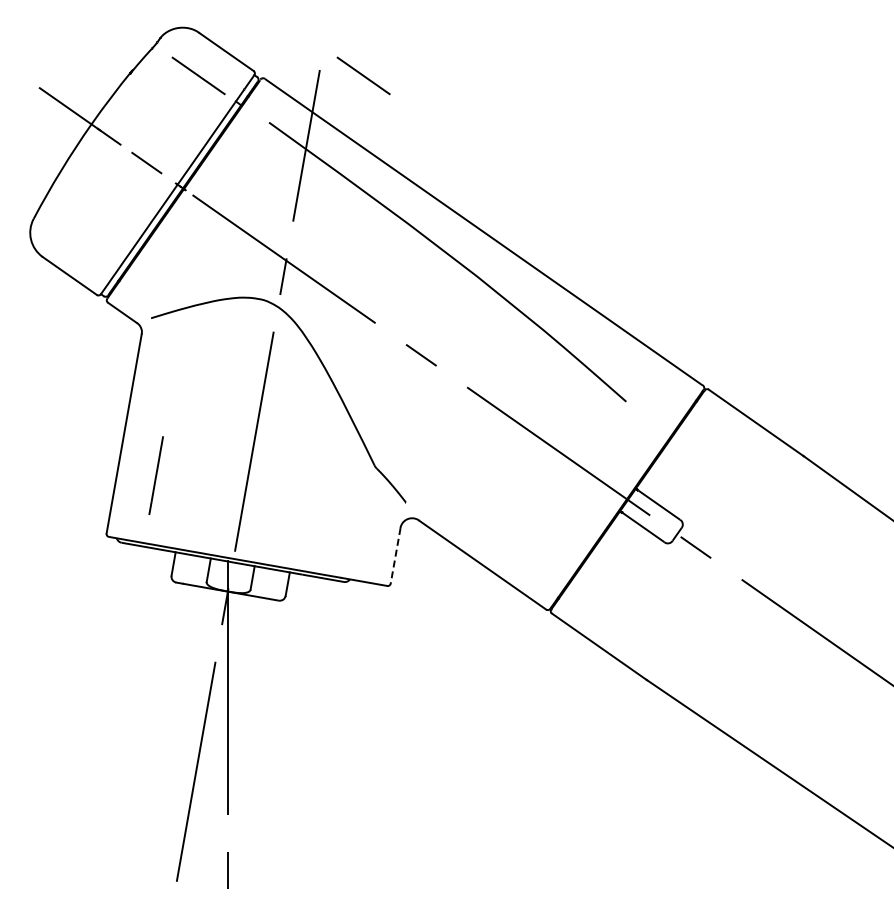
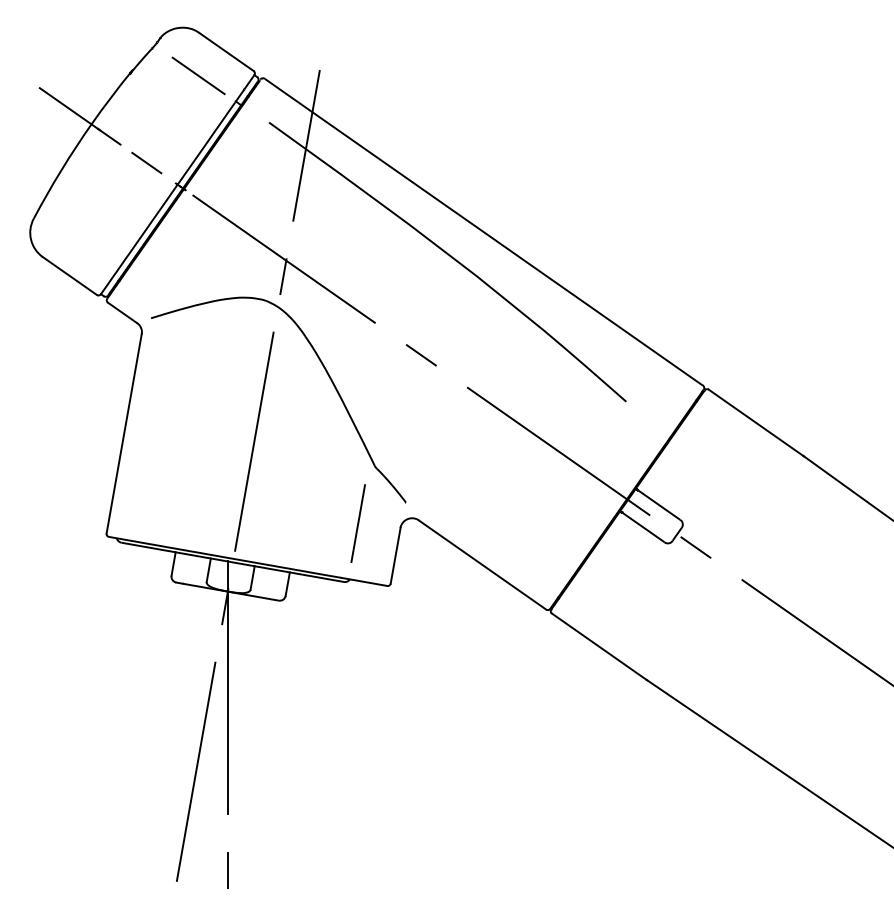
line: present -> none (363, 75)
line position: (155, 475) -> (357, 523) (357, 523)
line: dashed -> solid (395, 556)
